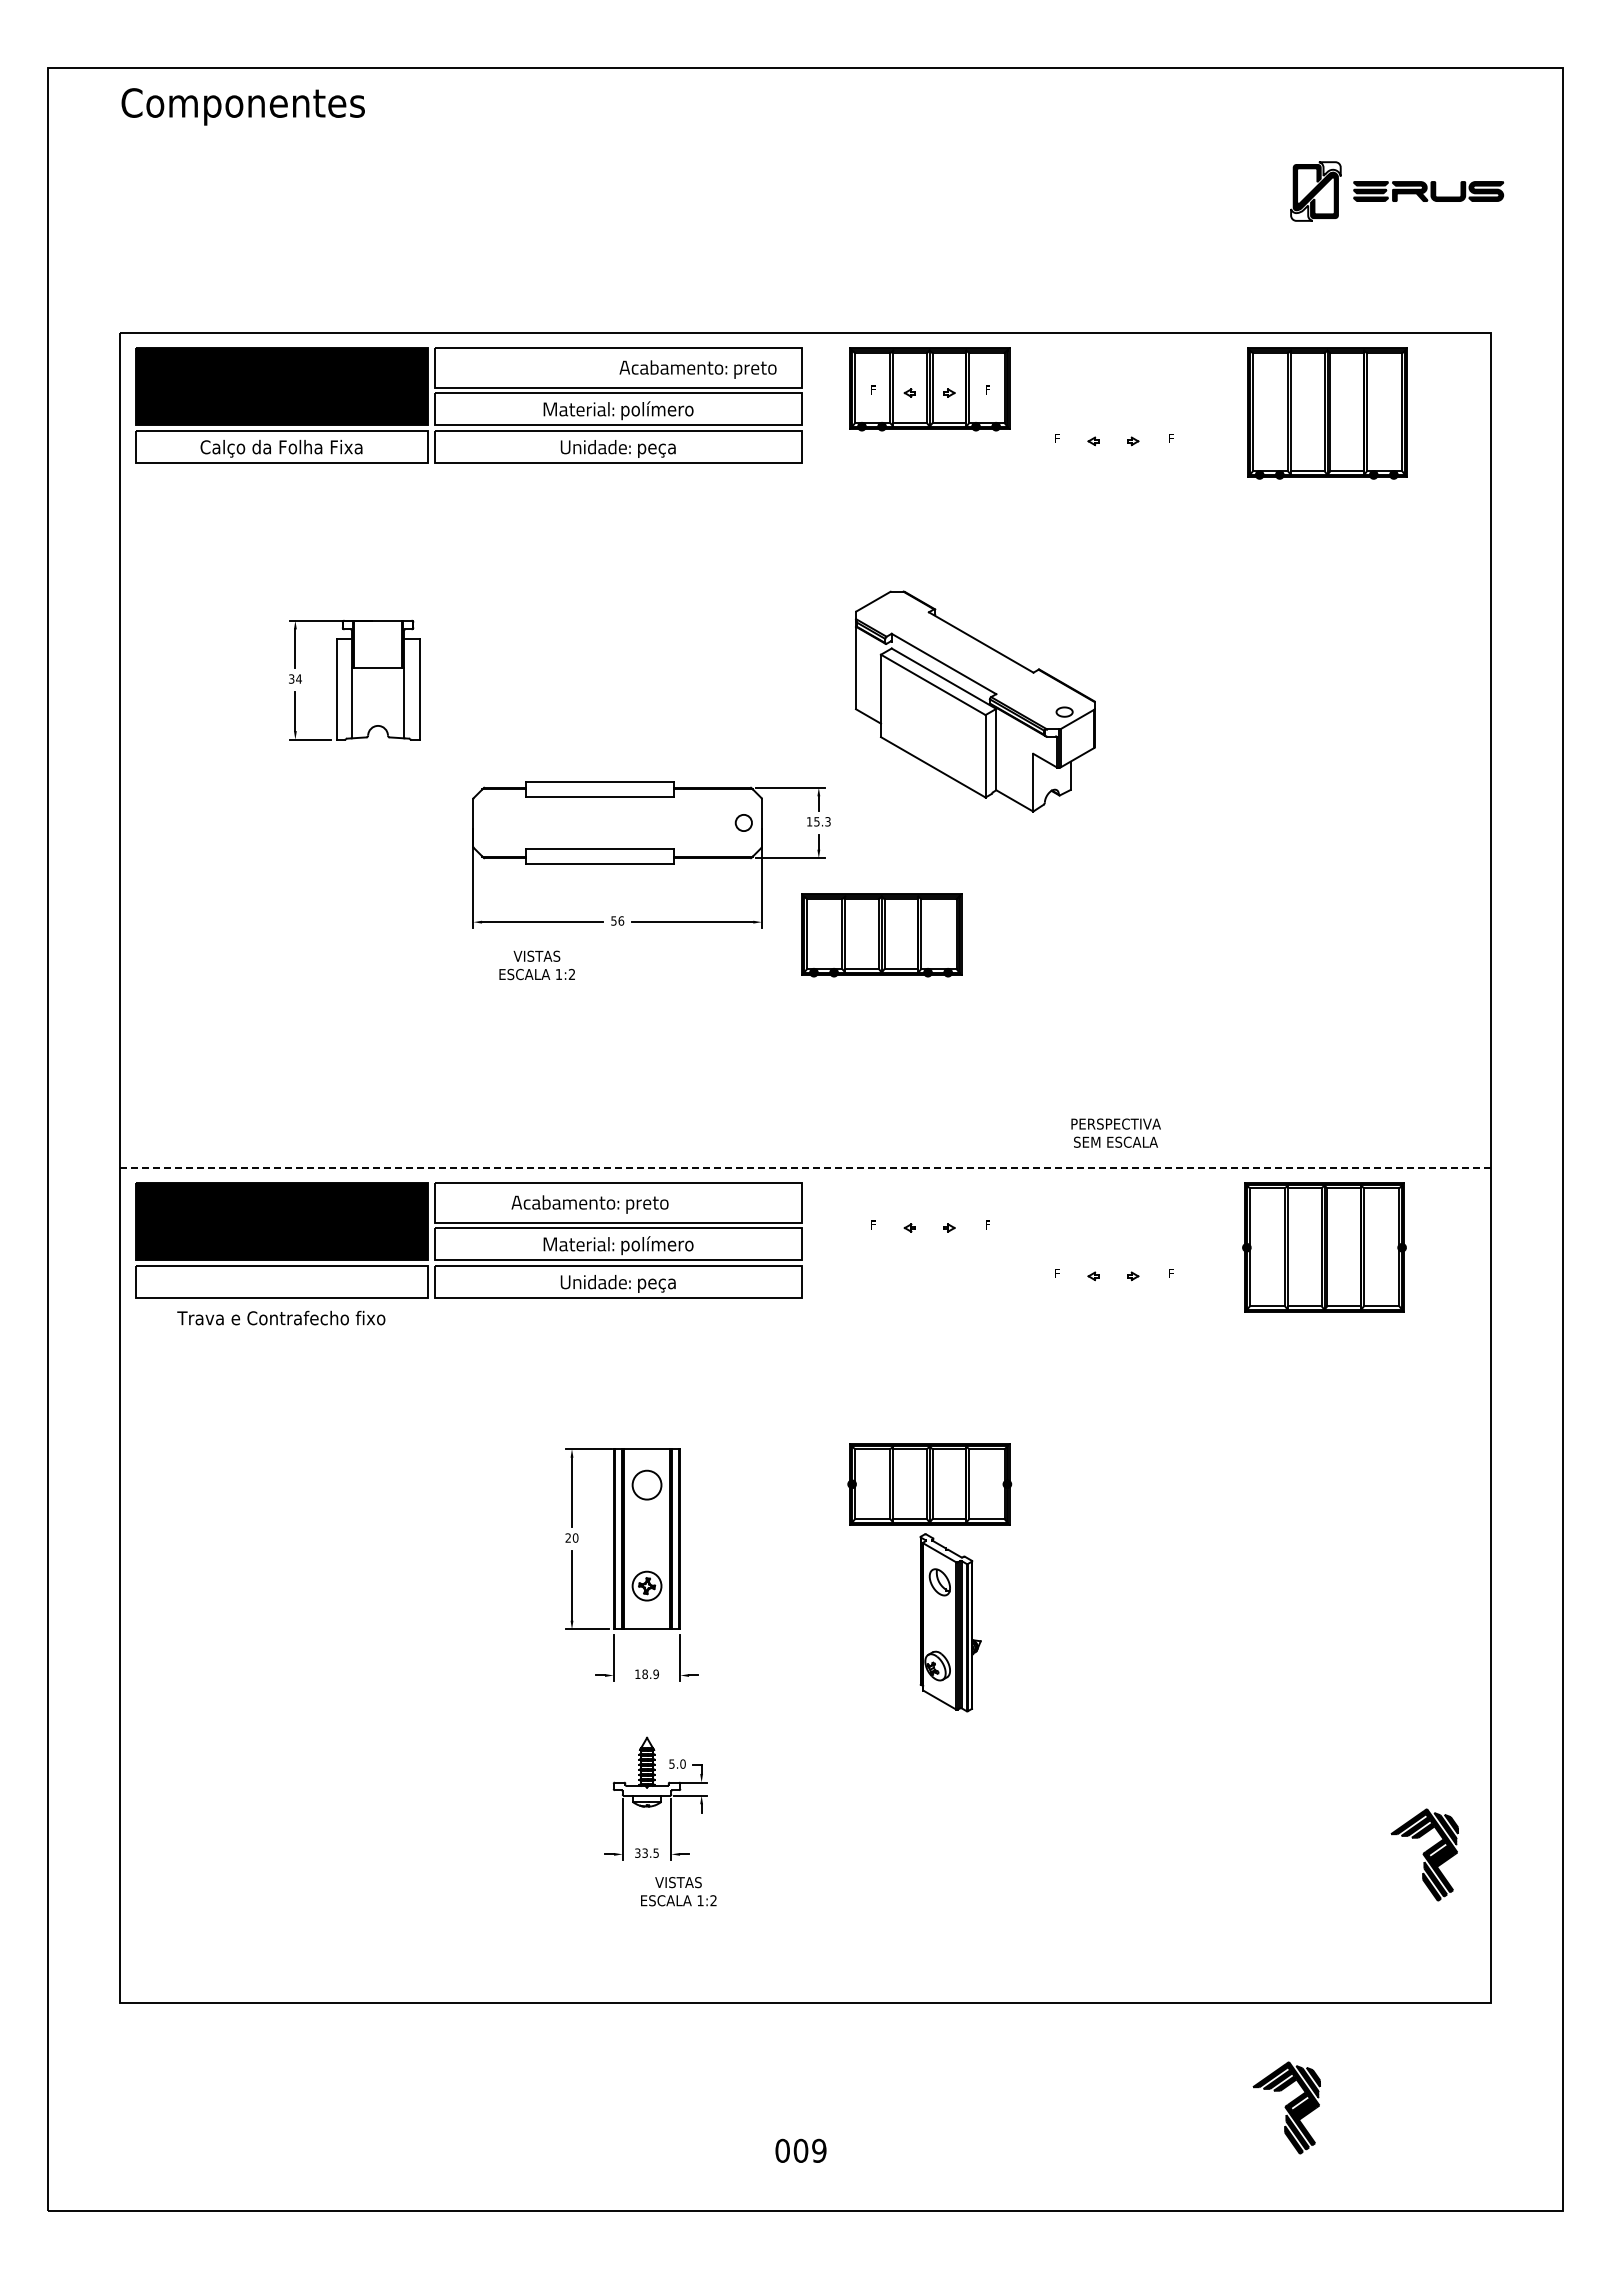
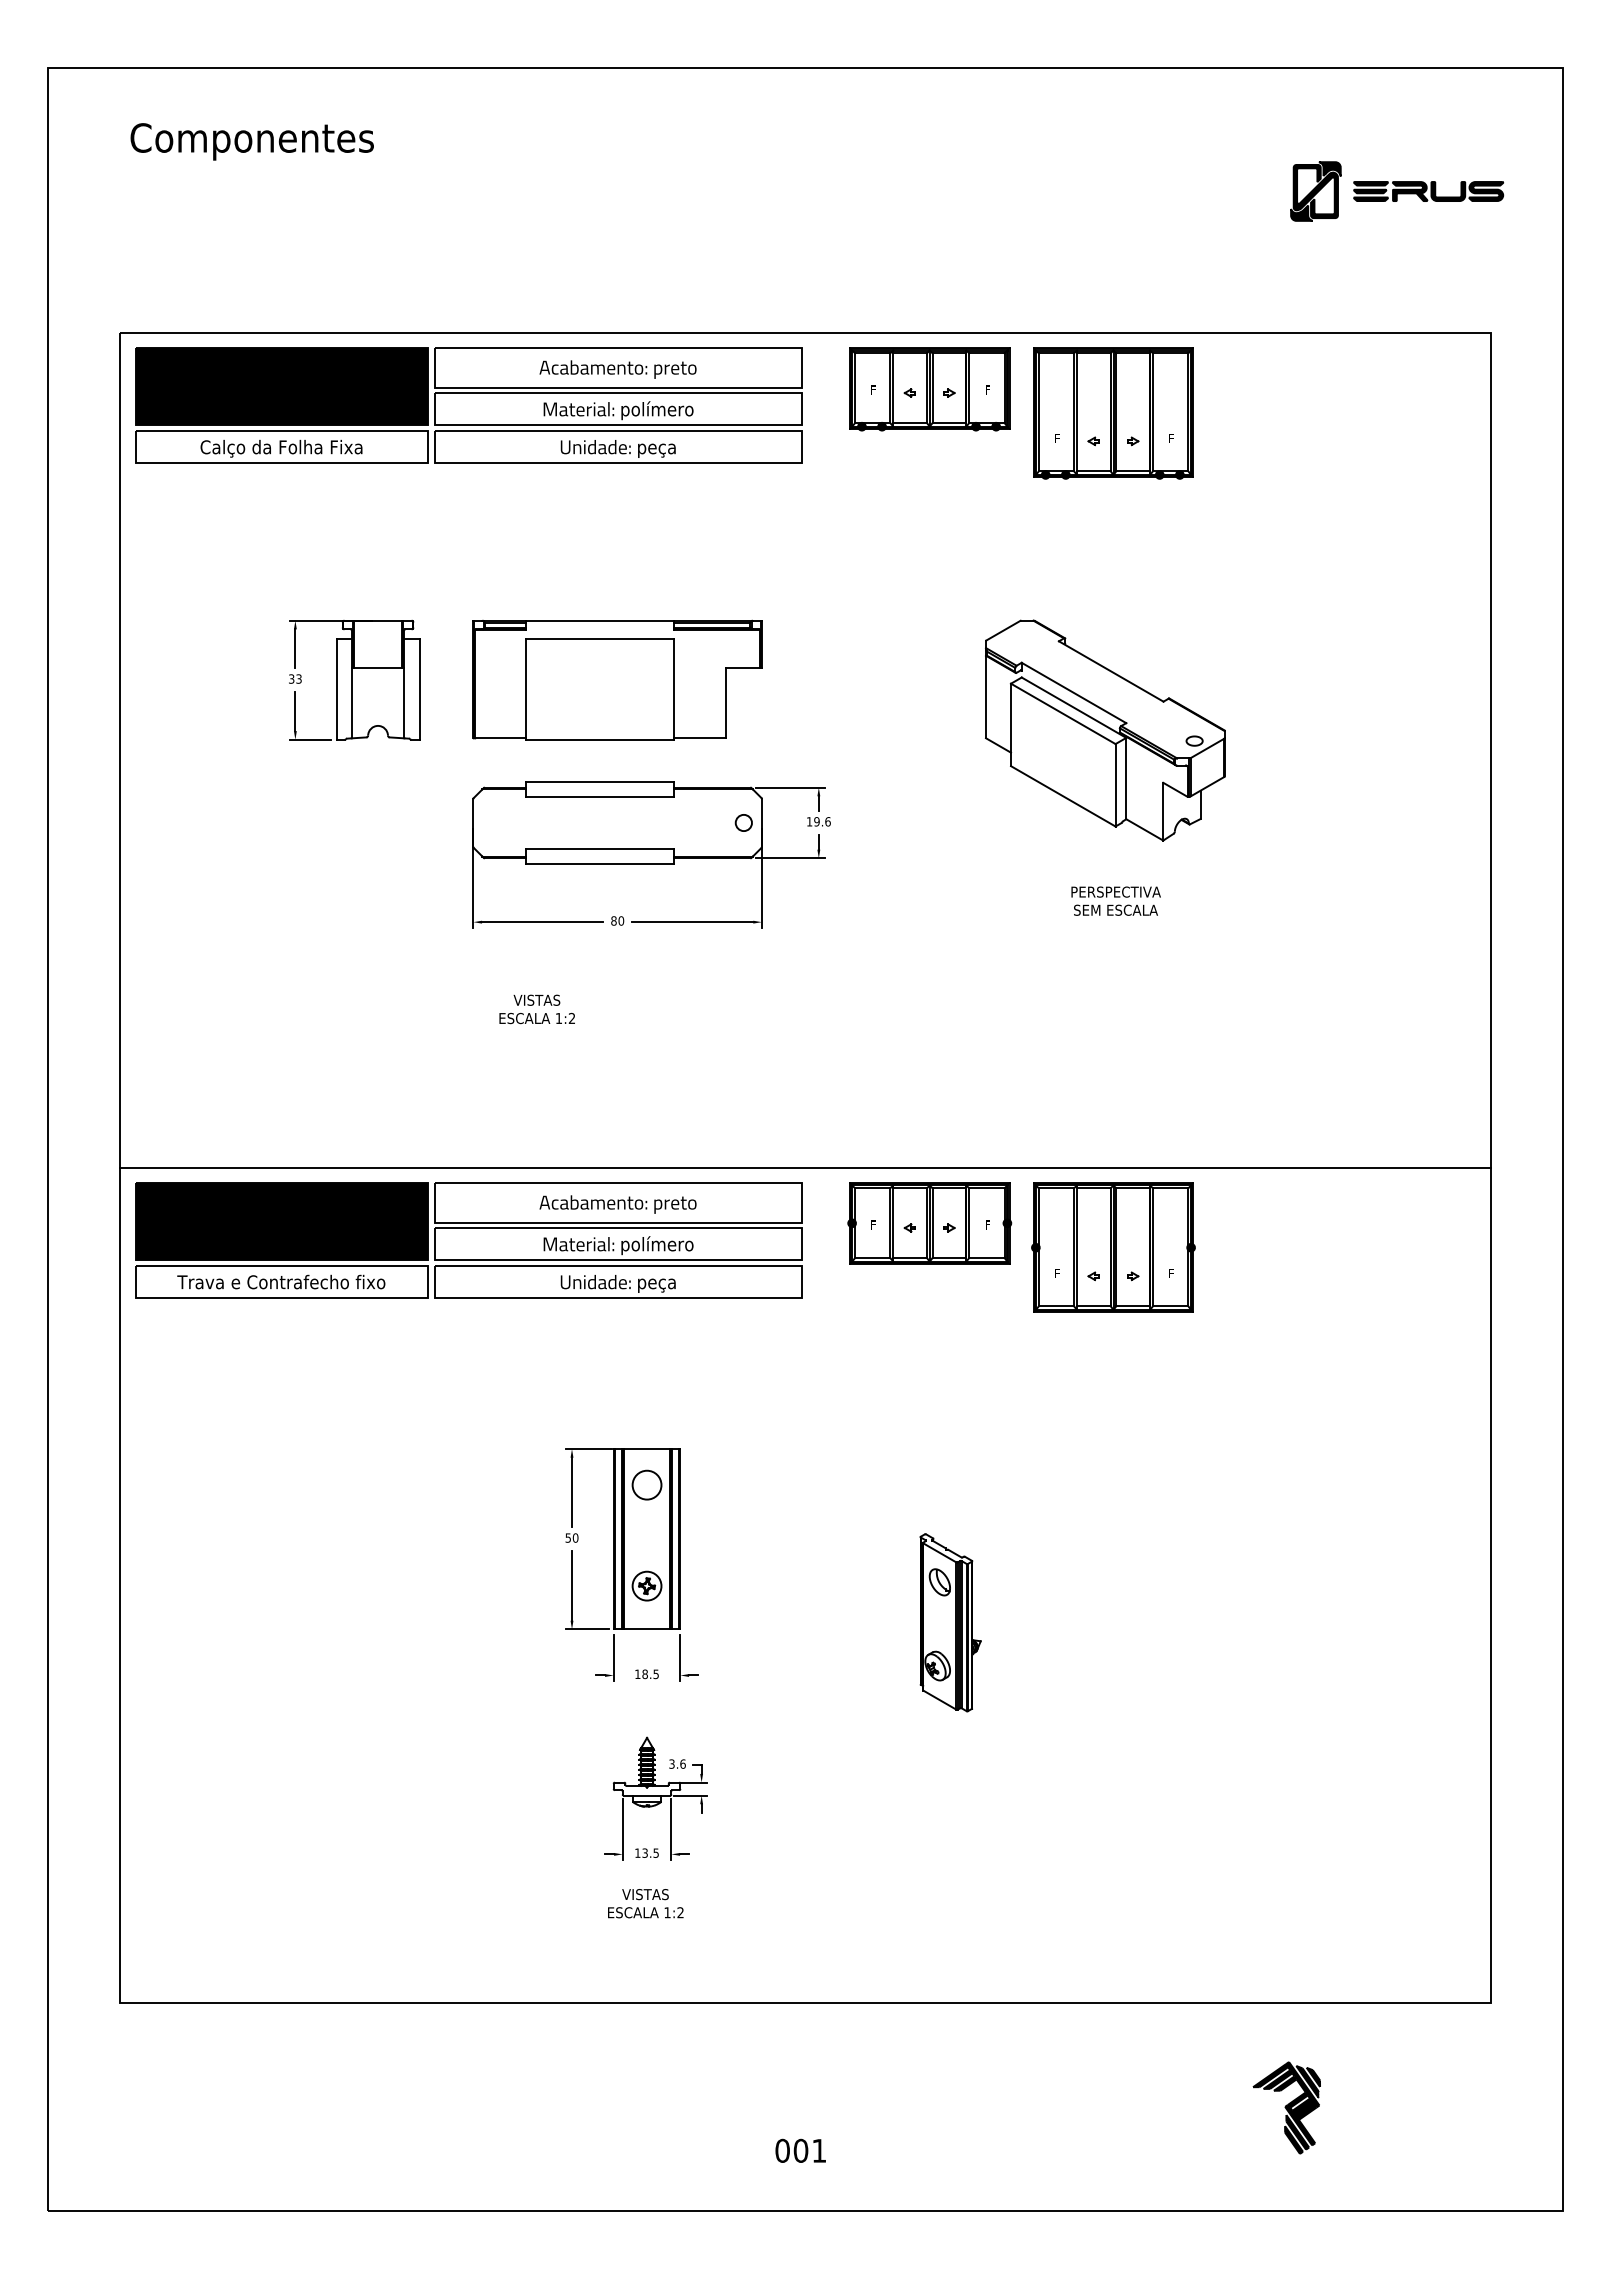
text position: (242, 106) -> (251, 141) (251, 141)
fill: none -> present (1329, 169)
fill: none -> present (1301, 212)
text position: (697, 369) -> (617, 369) (617, 369)
part position: (1327, 413) -> (1113, 413) (1113, 413)
text: 34 -> 33 (298, 678)
part: none -> present (617, 679)
part position: (975, 701) -> (1105, 730) (1105, 730)
text: 15.3 -> 19.6 (822, 821)
text: 56 -> 80 (617, 920)
part: present -> none (881, 935)
text position: (536, 965) -> (536, 1009) (536, 1009)
text position: (1115, 1132) -> (1115, 900) (1115, 900)
line: dashed -> solid (805, 1168)
text position: (589, 1204) -> (617, 1204) (617, 1204)
part position: (1324, 1247) -> (1113, 1247) (1113, 1247)
text position: (281, 1317) -> (281, 1281) (281, 1281)
part position: (929, 1484) -> (929, 1223) (929, 1223)
text: 20 -> 50 (567, 1537)
text: 18.9 -> 18.5 (655, 1673)
text: 5.0 -> 3.6 (677, 1763)
text: 33.5 -> 13.5 (637, 1852)
part: present -> none (1424, 1854)
text position: (678, 1891) -> (645, 1903) (645, 1903)
text: 009 -> 001 (819, 2150)
